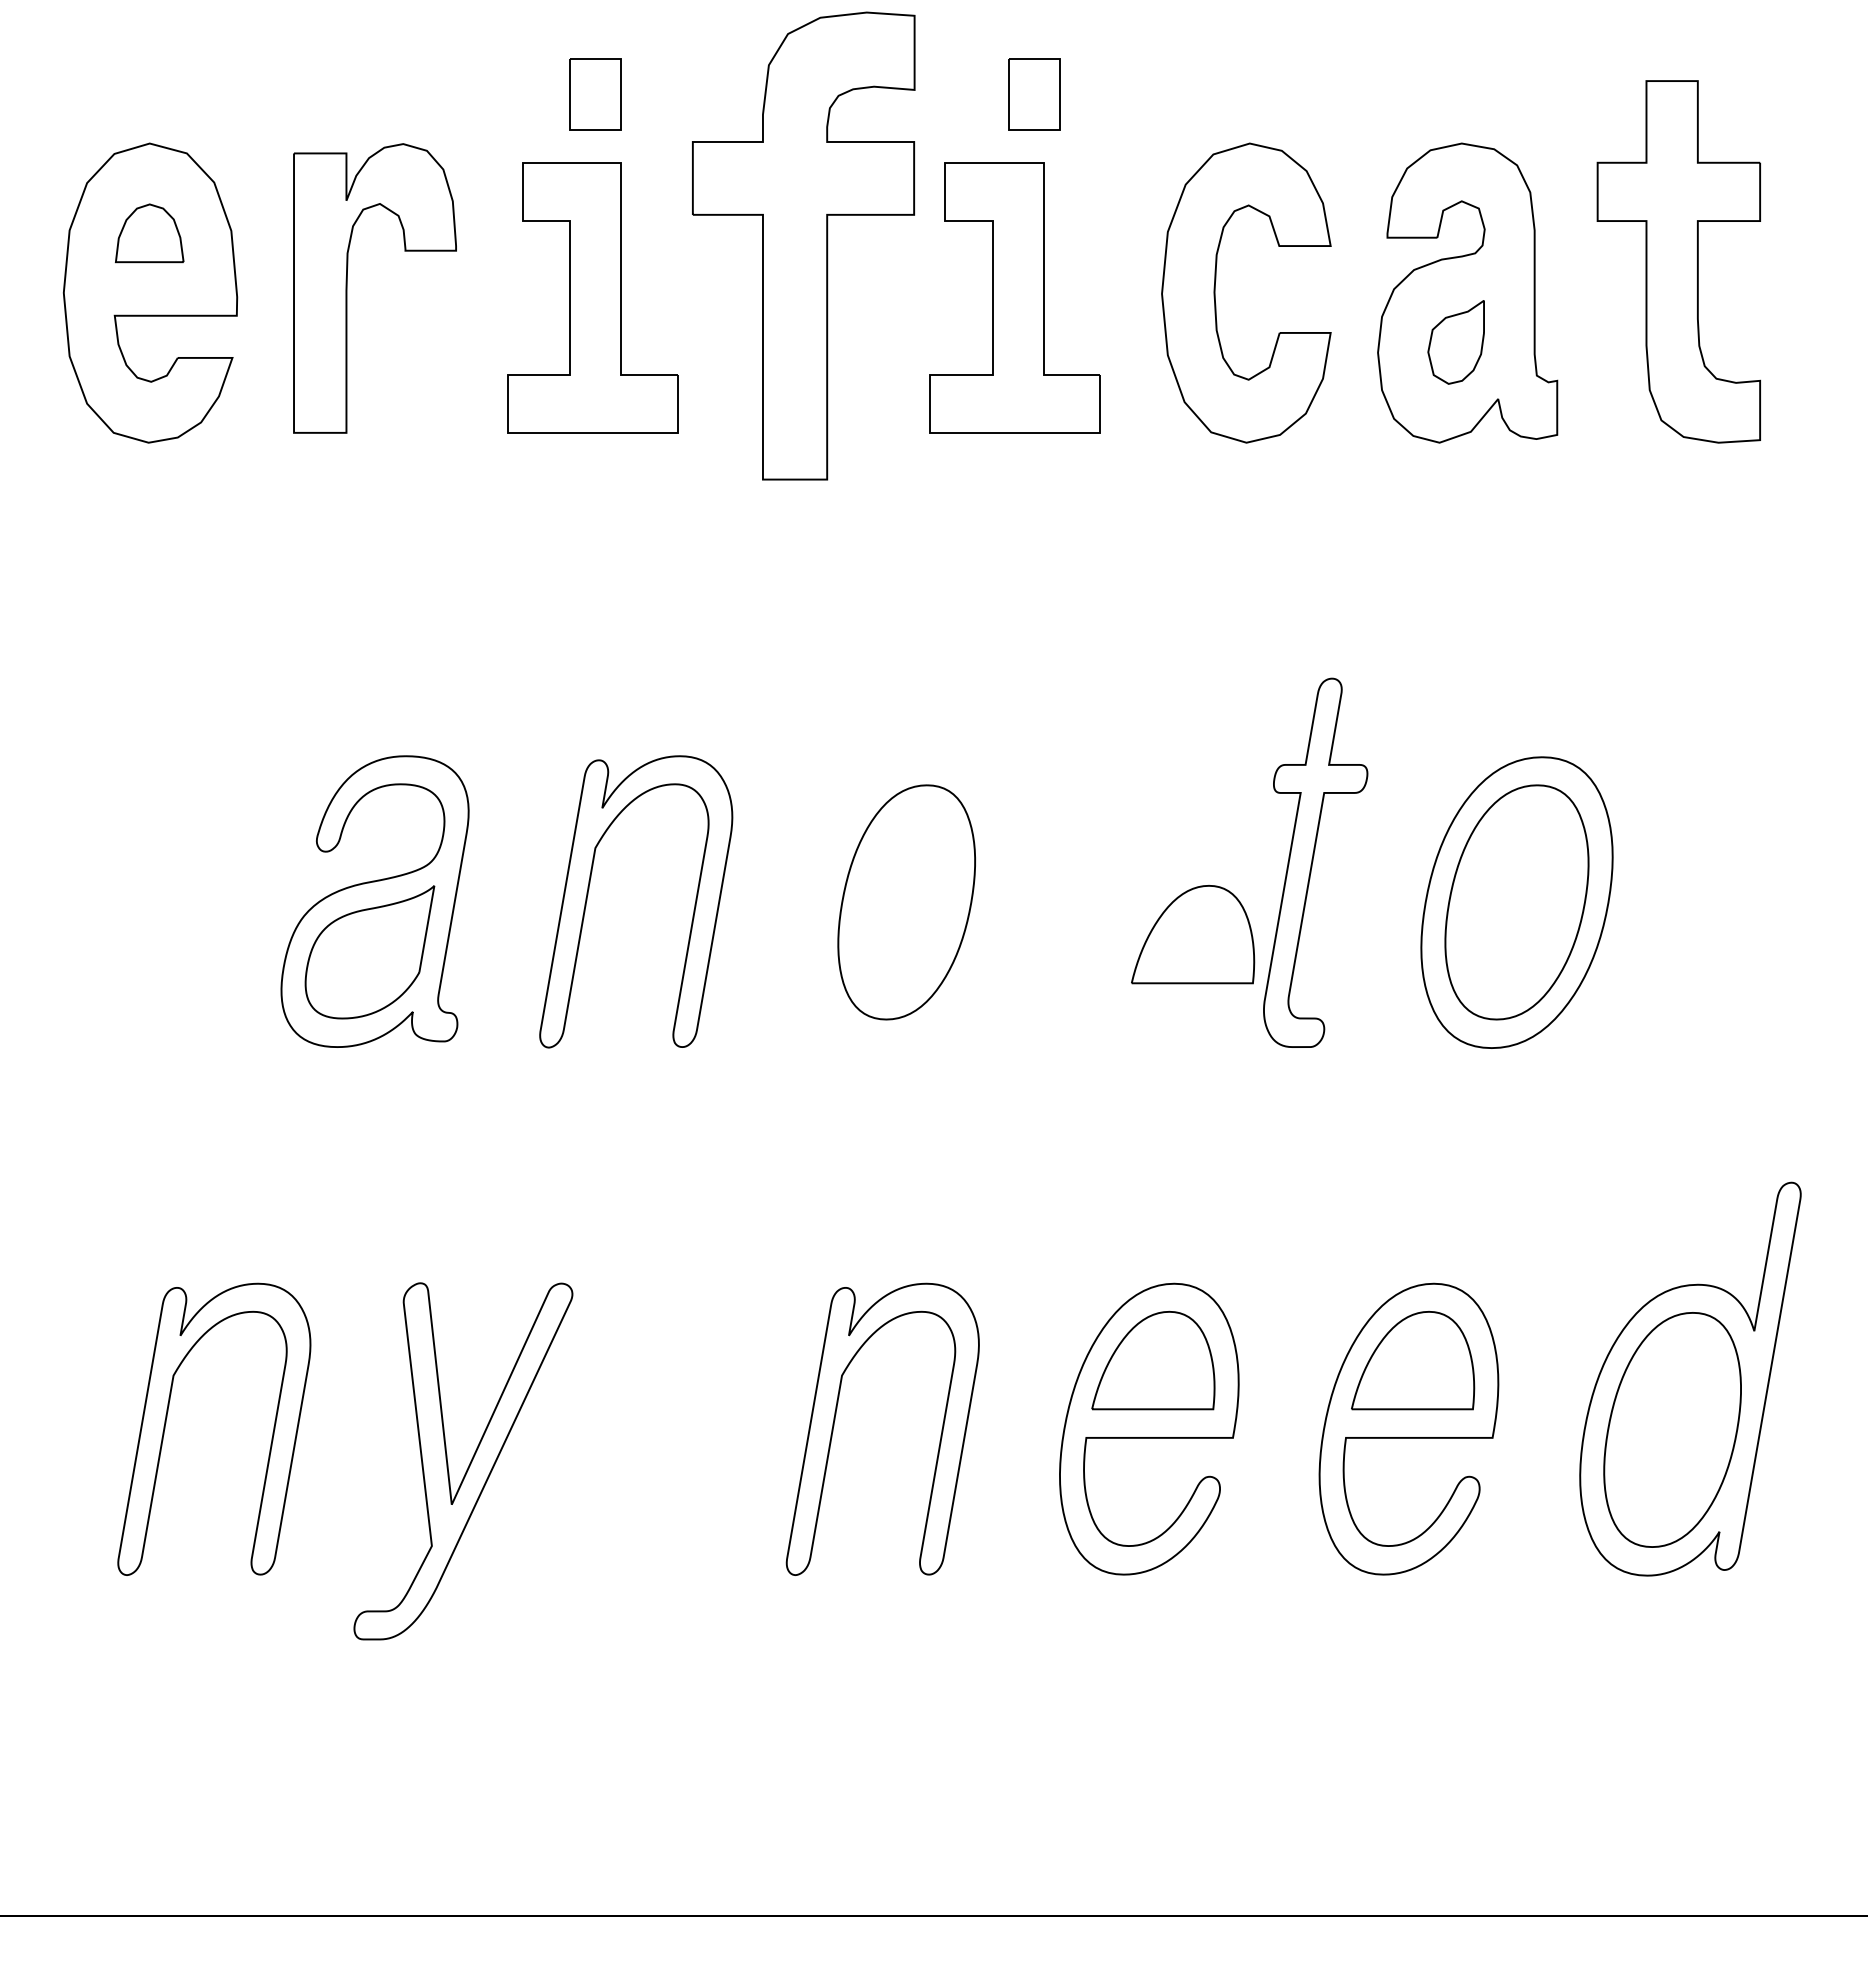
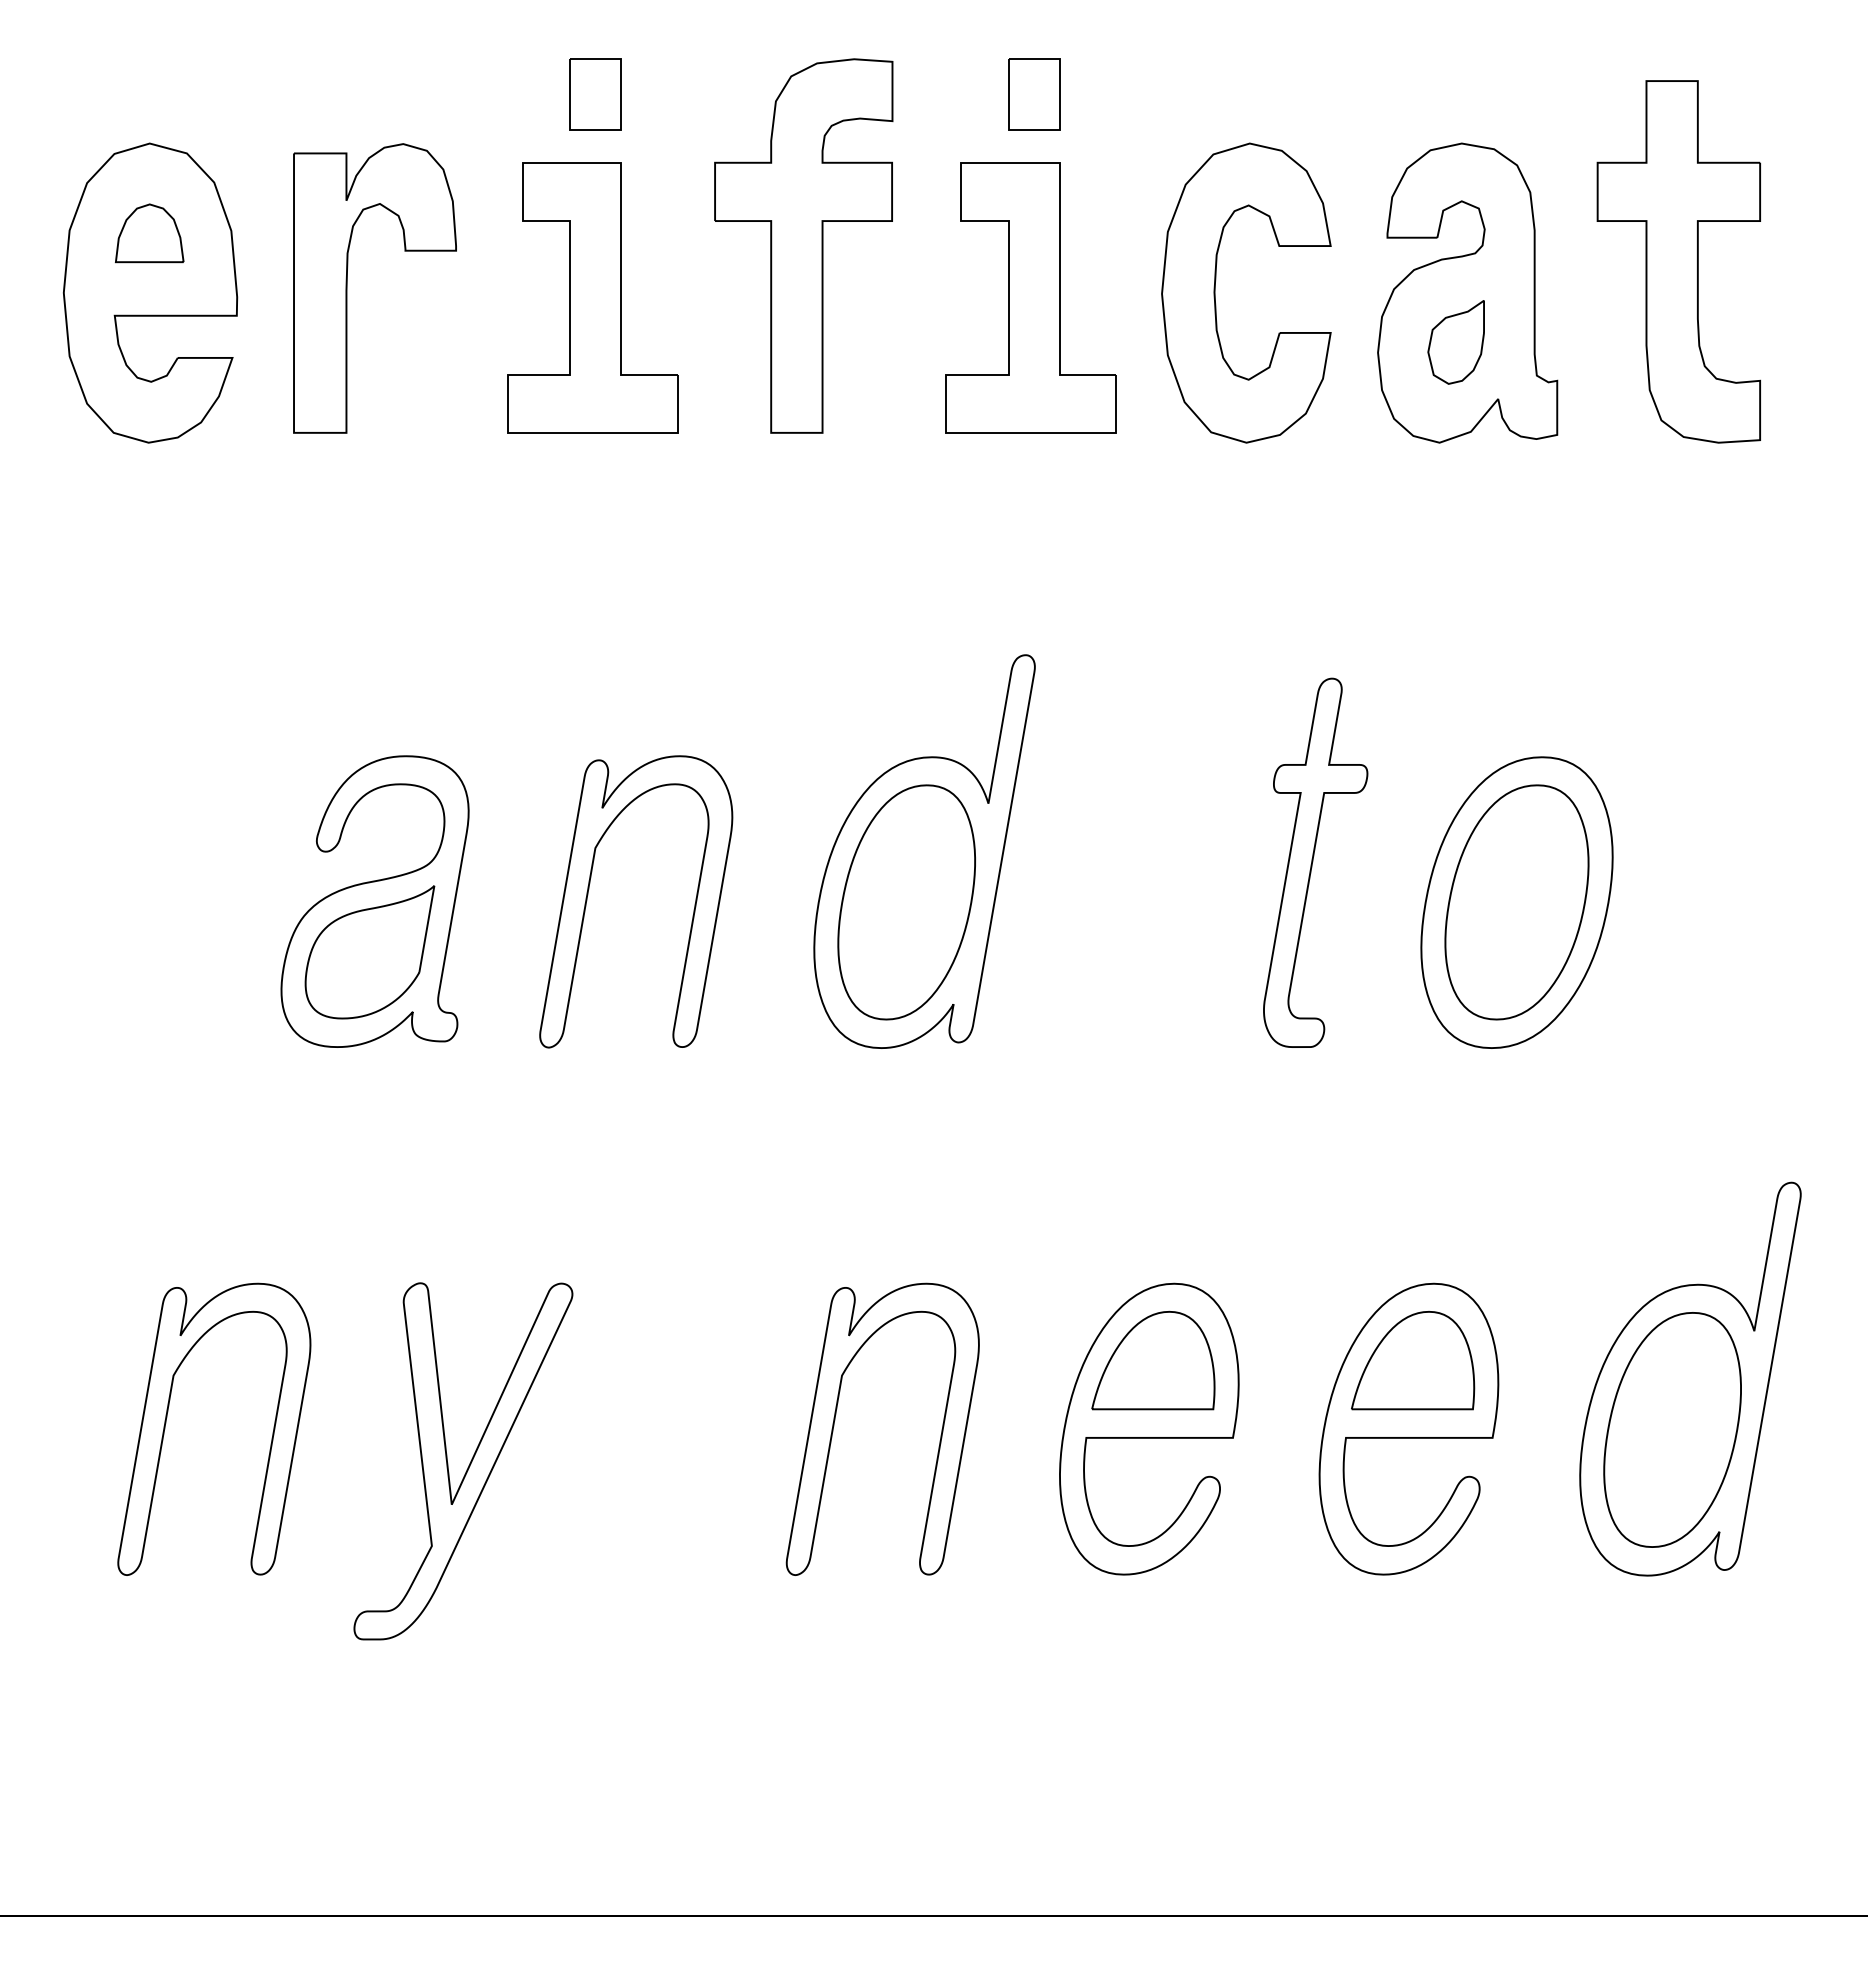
part size: 224x470 px -> 180x376 px (803, 245)
part position: (1014, 297) -> (1030, 297) (1030, 297)
part: none -> present (924, 851)
part: present -> none (1193, 934)
